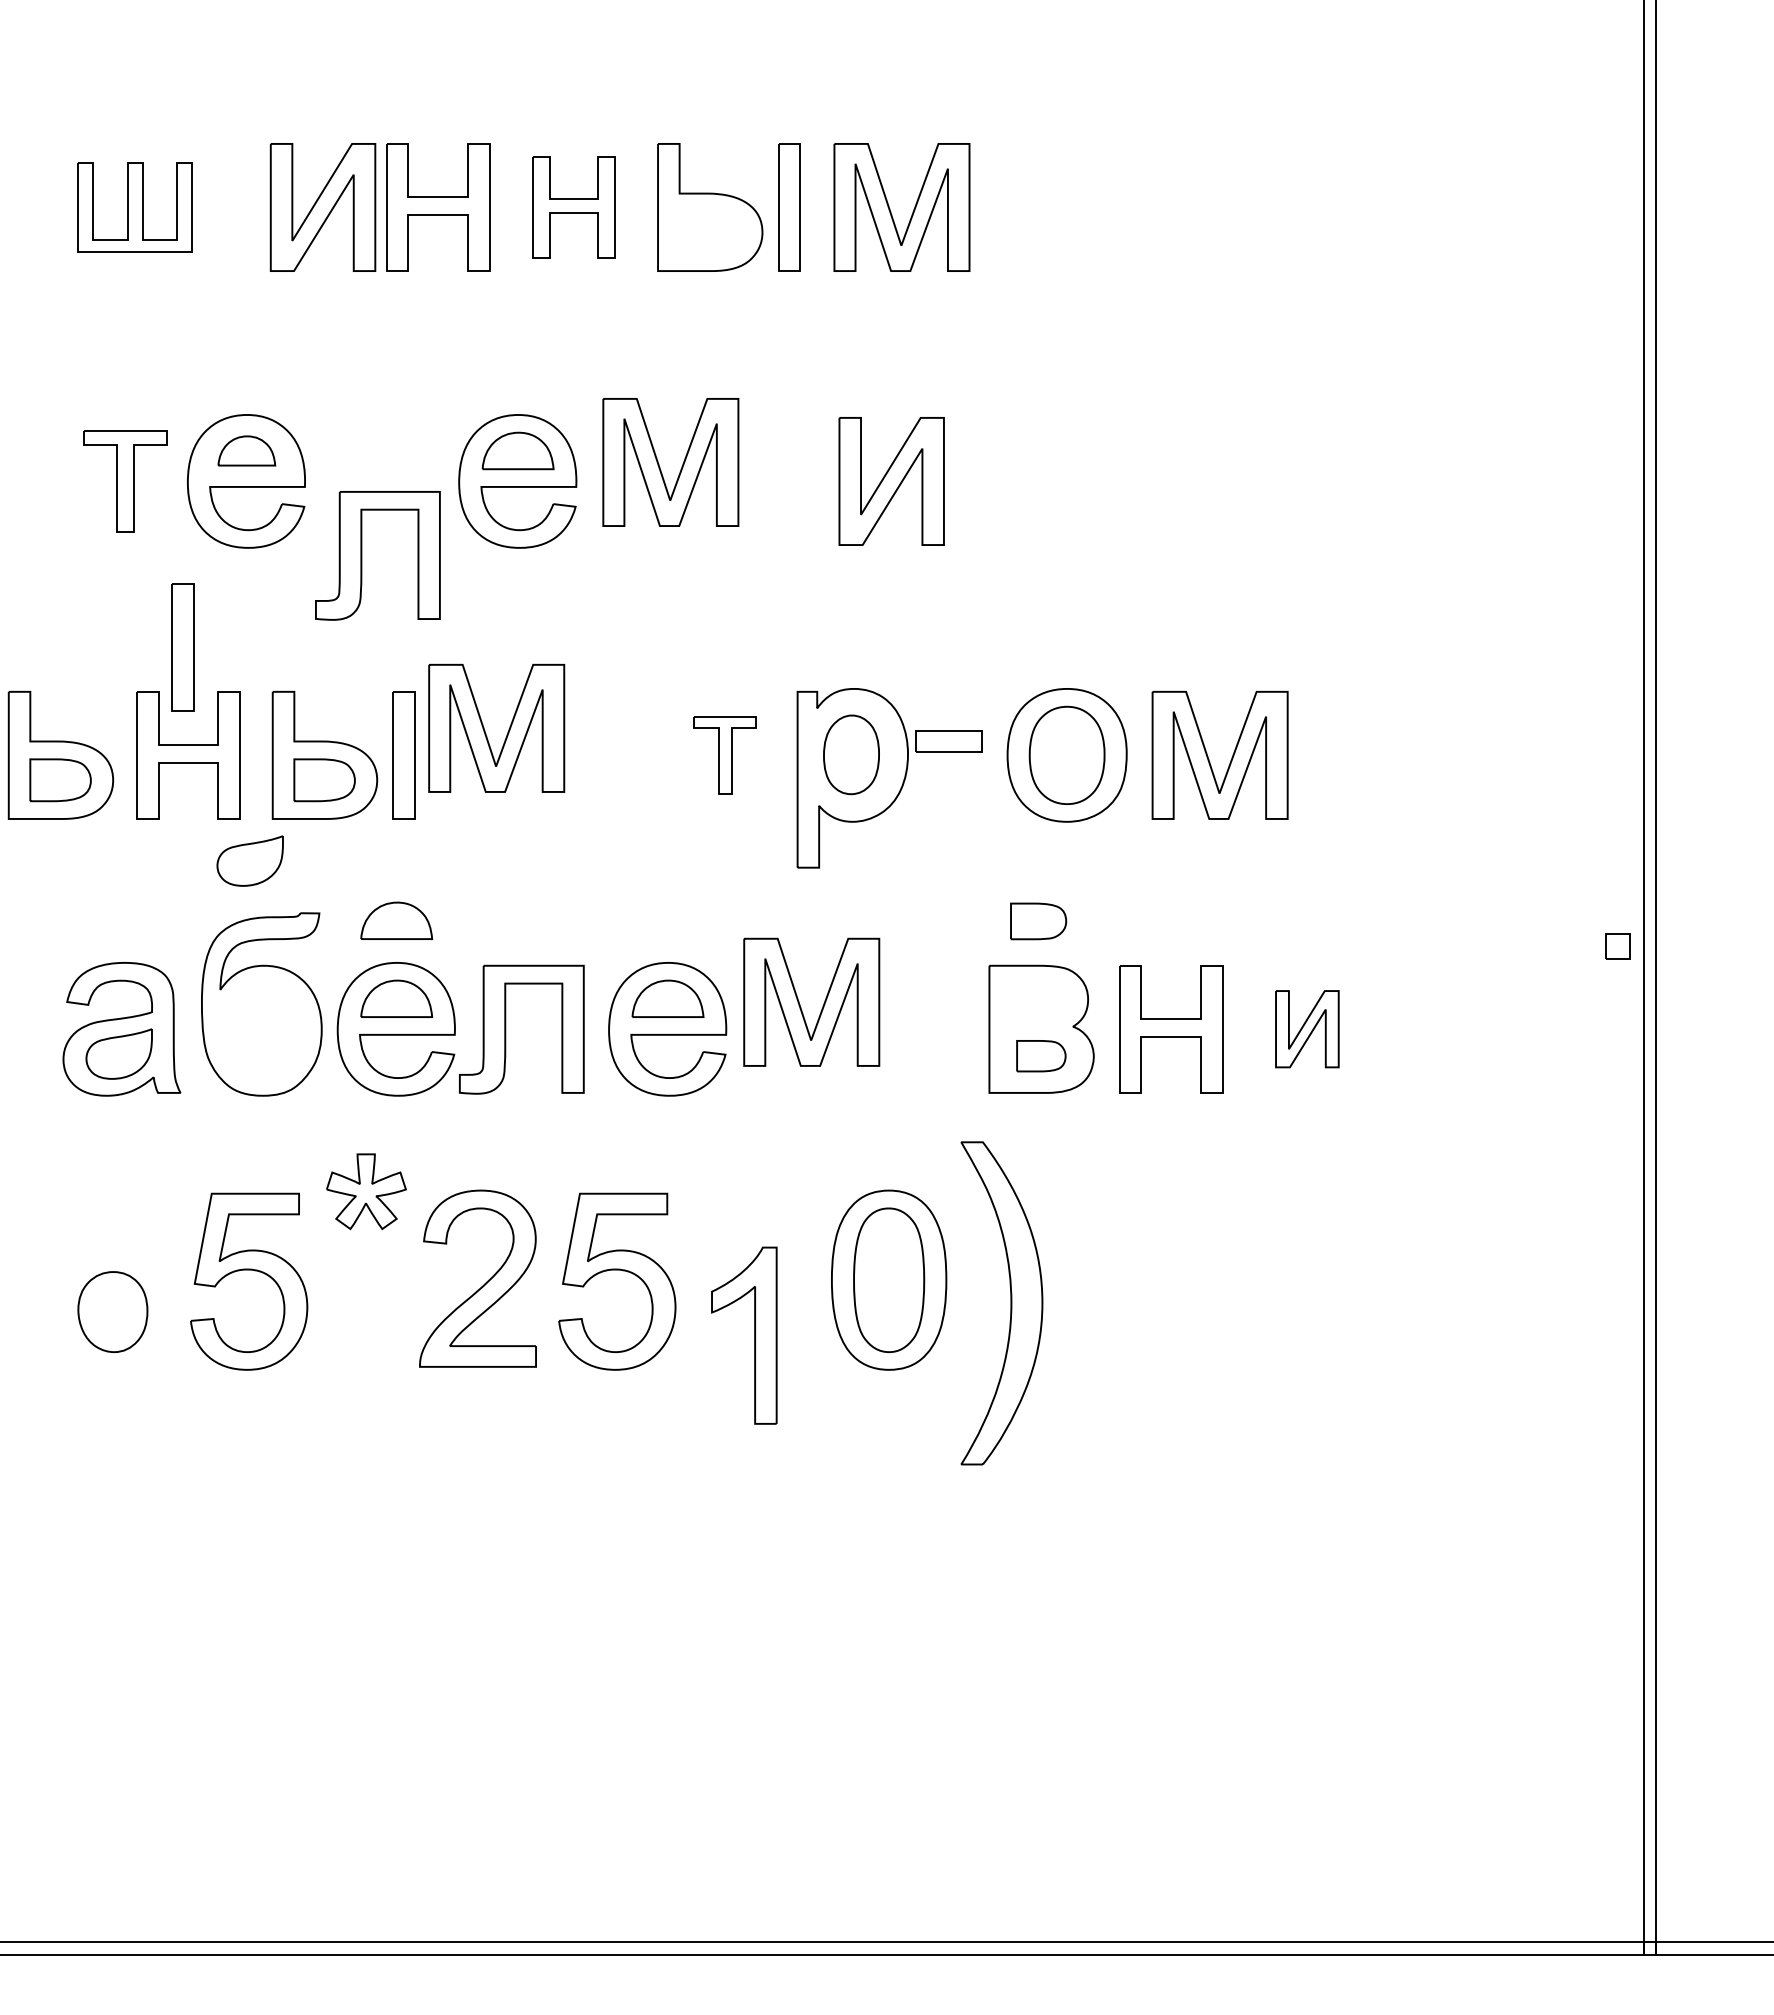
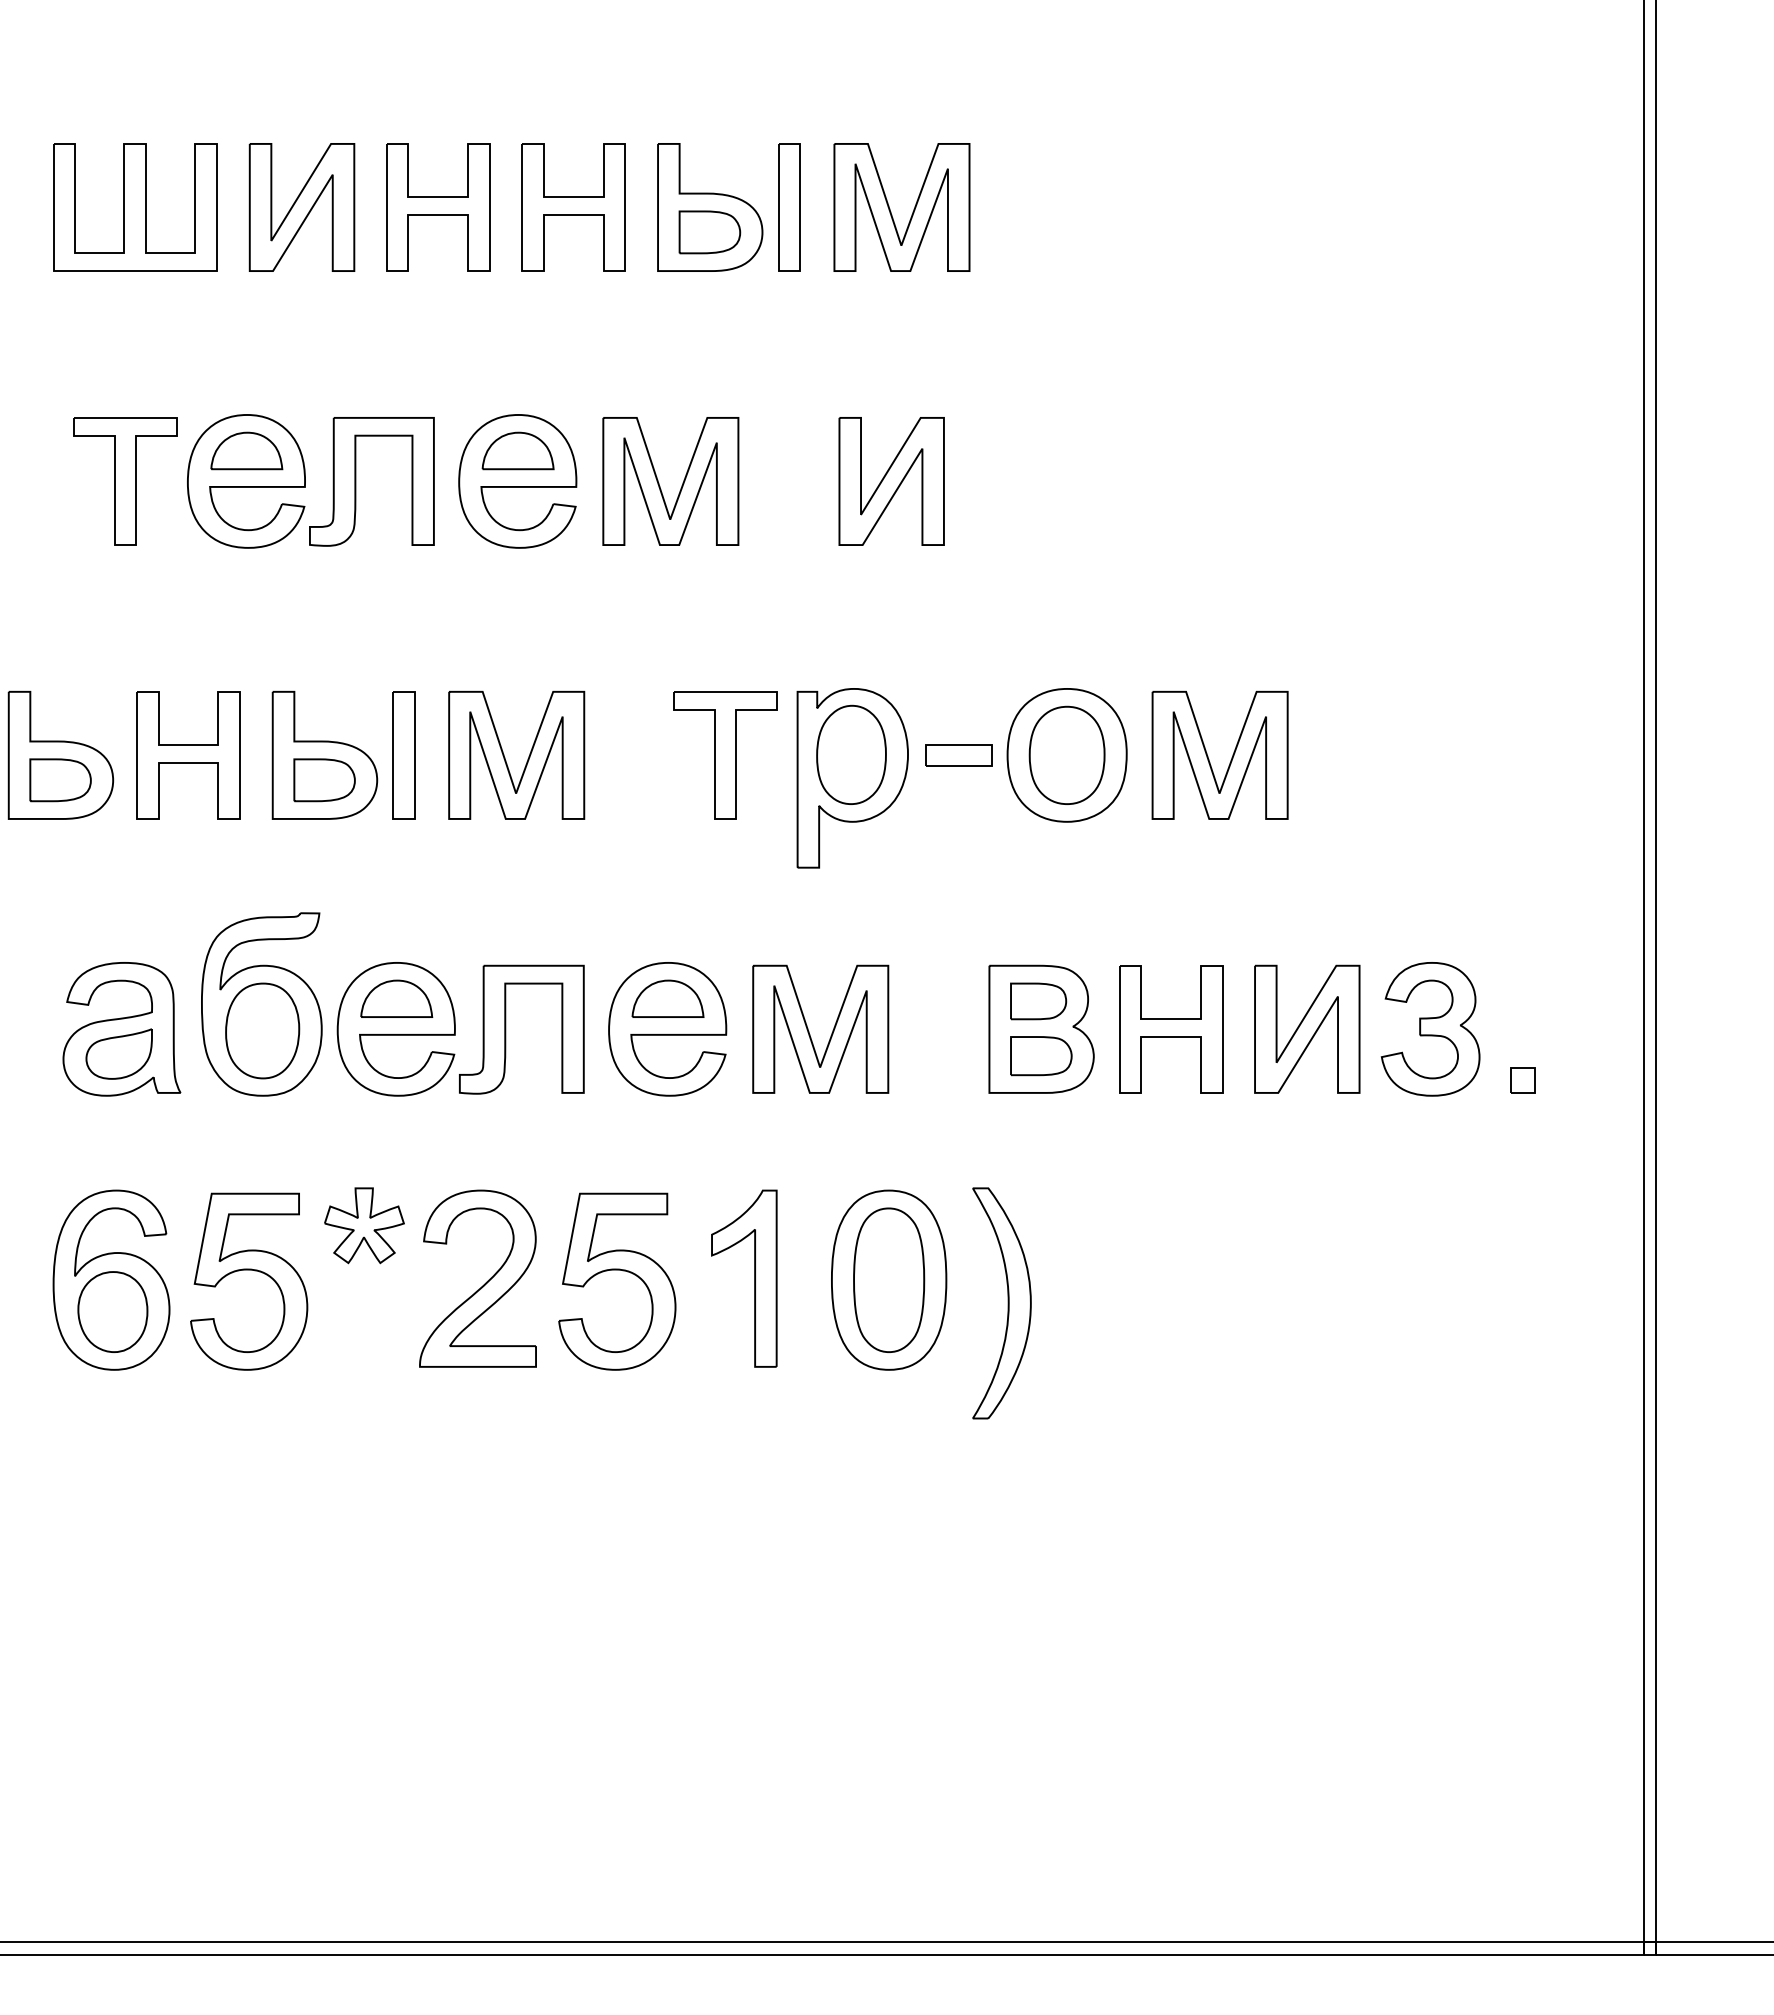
part size: 116x91 px -> 165x129 px (135, 207)
part position: (322, 207) -> (301, 207) (301, 207)
part size: 84x103 px -> 105x129 px (573, 207)
part: none -> present (709, 232)
part size: 60x32 px -> 74x40 px (246, 450)
part position: (659, 464) -> (659, 483) (659, 483)
part size: 85x103 px -> 105x129 px (125, 481)
part position: (362, 555) -> (356, 481) (356, 481)
part: present -> none (182, 647)
part position: (485, 730) -> (505, 757) (505, 757)
part position: (948, 741) -> (958, 755) (958, 755)
part size: 57x82 px -> 71x101 px (851, 754)
part size: 64x79 px -> 105x129 px (725, 755)
part: present -> none (249, 860)
part: present -> none (396, 920)
part position: (1038, 921) -> (1038, 1001) (1038, 1001)
part position: (1617, 946) -> (1522, 1080) (1522, 1080)
part position: (800, 1004) -> (809, 1031) (809, 1031)
part size: 65x79 px -> 107x130 px (1307, 1028)
part: none -> present (1430, 1029)
part: none -> present (262, 1030)
part size: 51x33 px -> 63x41 px (1041, 1056)
part position: (366, 1191) -> (364, 1225) (364, 1225)
part: none -> present (111, 1279)
part size: 84x325 px -> 60x233 px (1001, 1303)
part position: (754, 1335) -> (754, 1278) (754, 1278)
